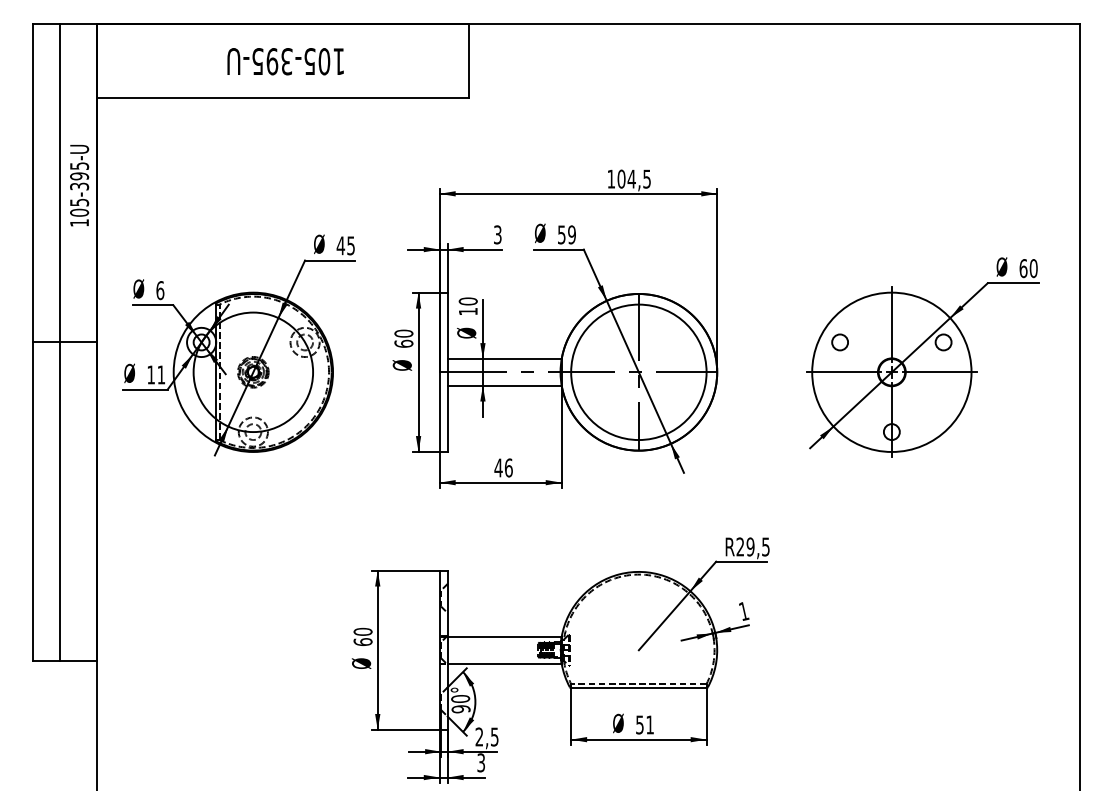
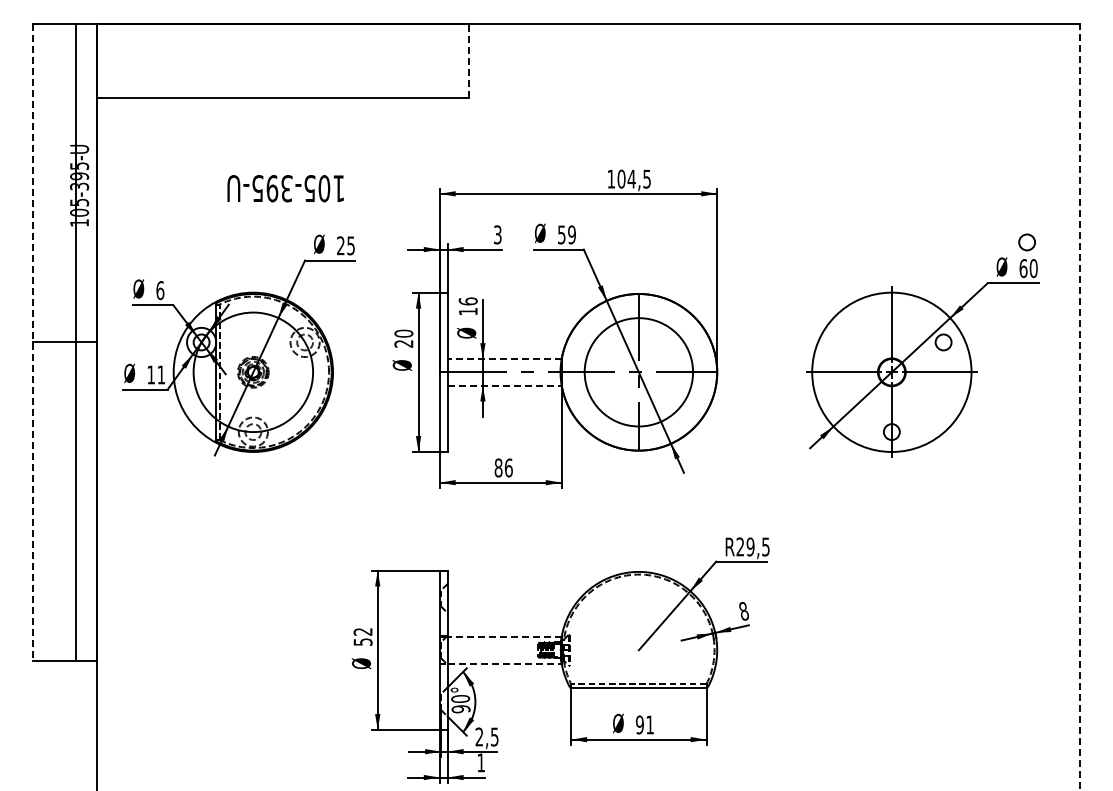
line: solid -> dashed (468, 60)
text position: (285, 61) -> (285, 188) (285, 188)
text: 45 -> 25 (340, 245)
text: 10 -> 16 (467, 301)
line position: (59, 341) -> (75, 341) (75, 341)
line: solid -> dashed (33, 342)
circle position: (839, 342) -> (1026, 242) (1026, 242)
text: 60 -> 20 (403, 343)
line: solid -> dashed (504, 359)
circle diameter: 135 px -> 108 px (638, 372)
line: solid -> dashed (504, 385)
line: solid -> dashed (1079, 406)
text: 46 -> 86 (498, 467)
text: 1 -> 8 (744, 610)
text: 60 -> 52 (362, 636)
line: solid -> dashed (504, 636)
line: solid -> dashed (504, 663)
text: 51 -> 91 (639, 724)
text: 3 -> 1 (480, 762)
